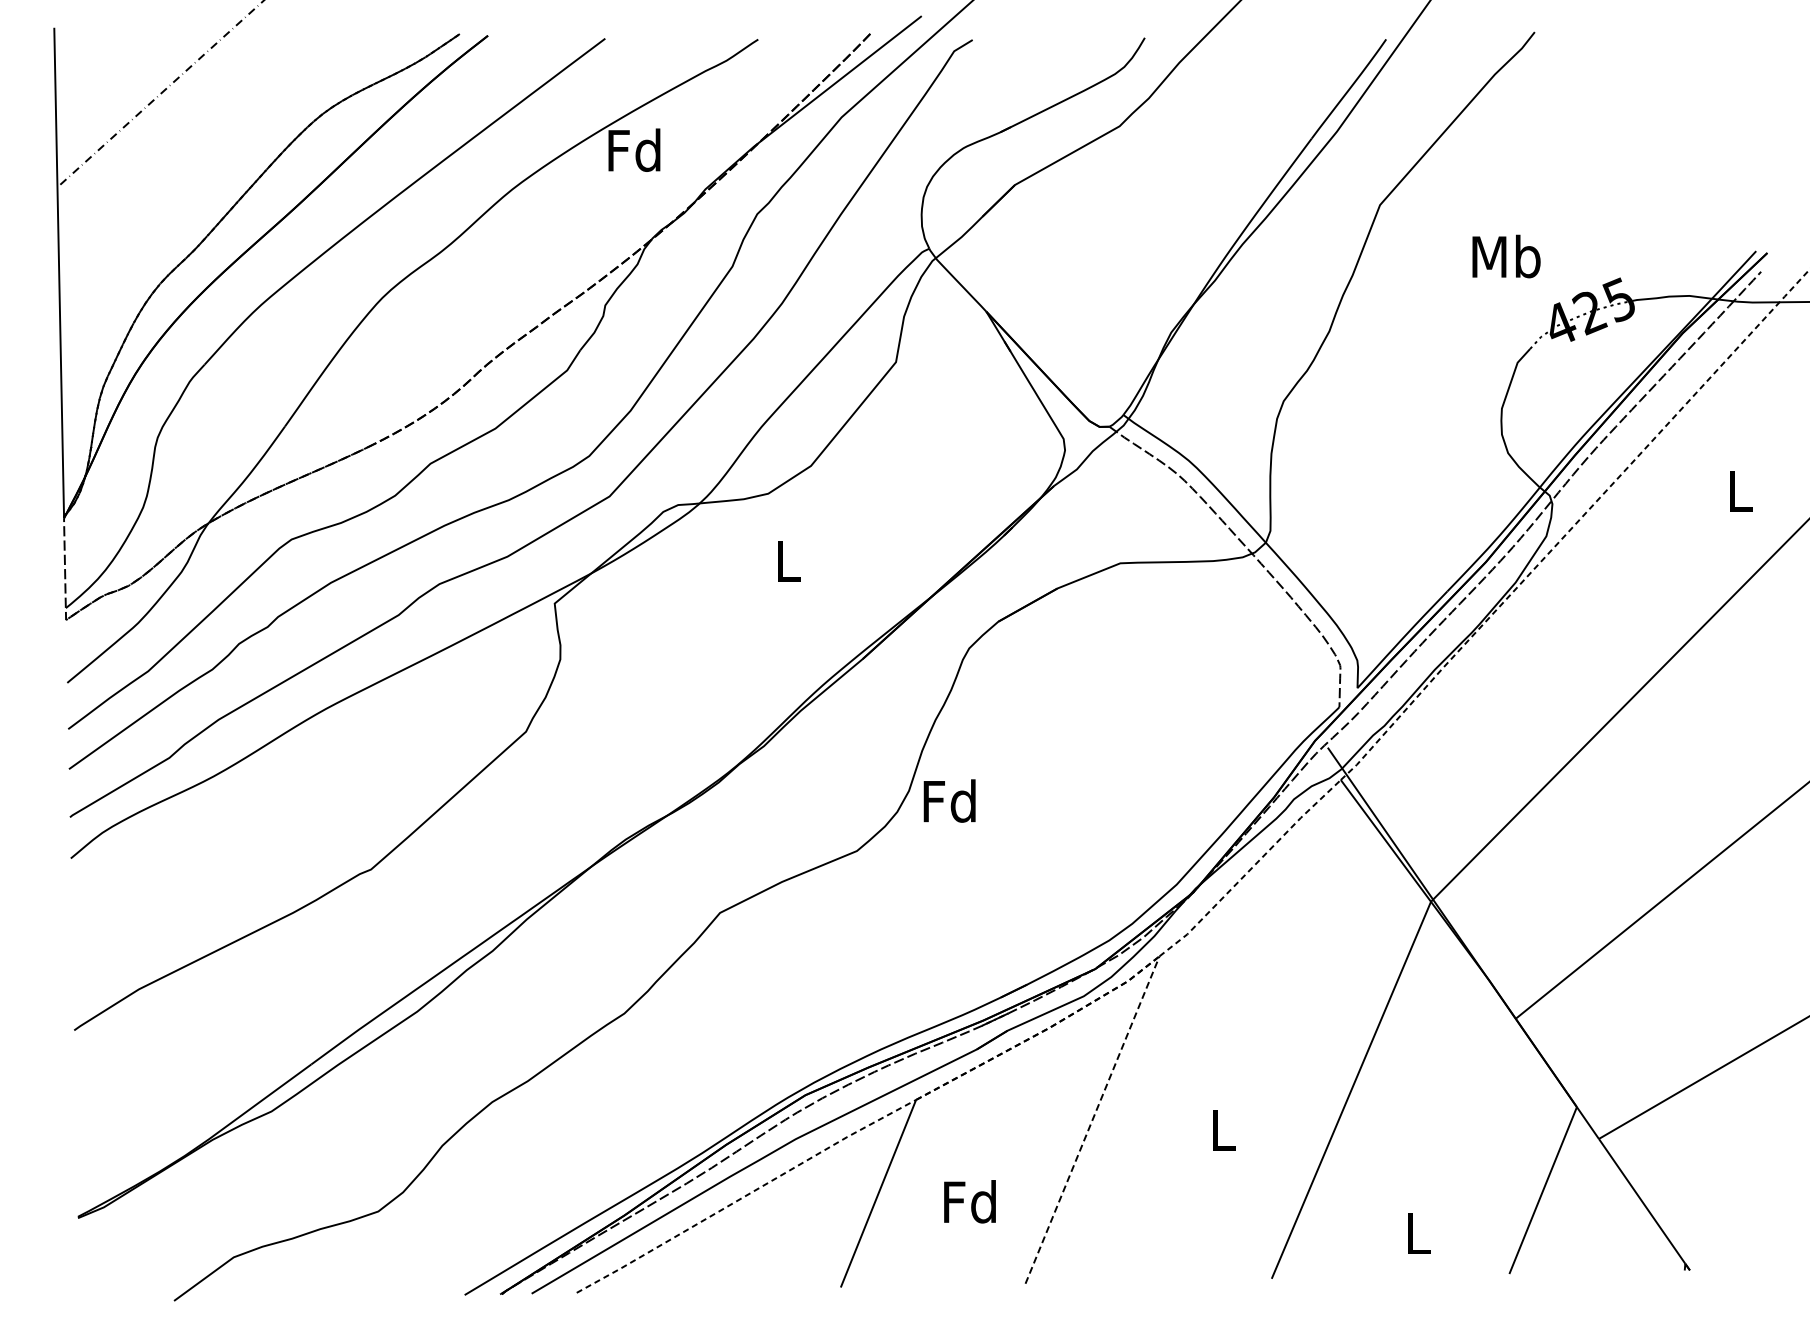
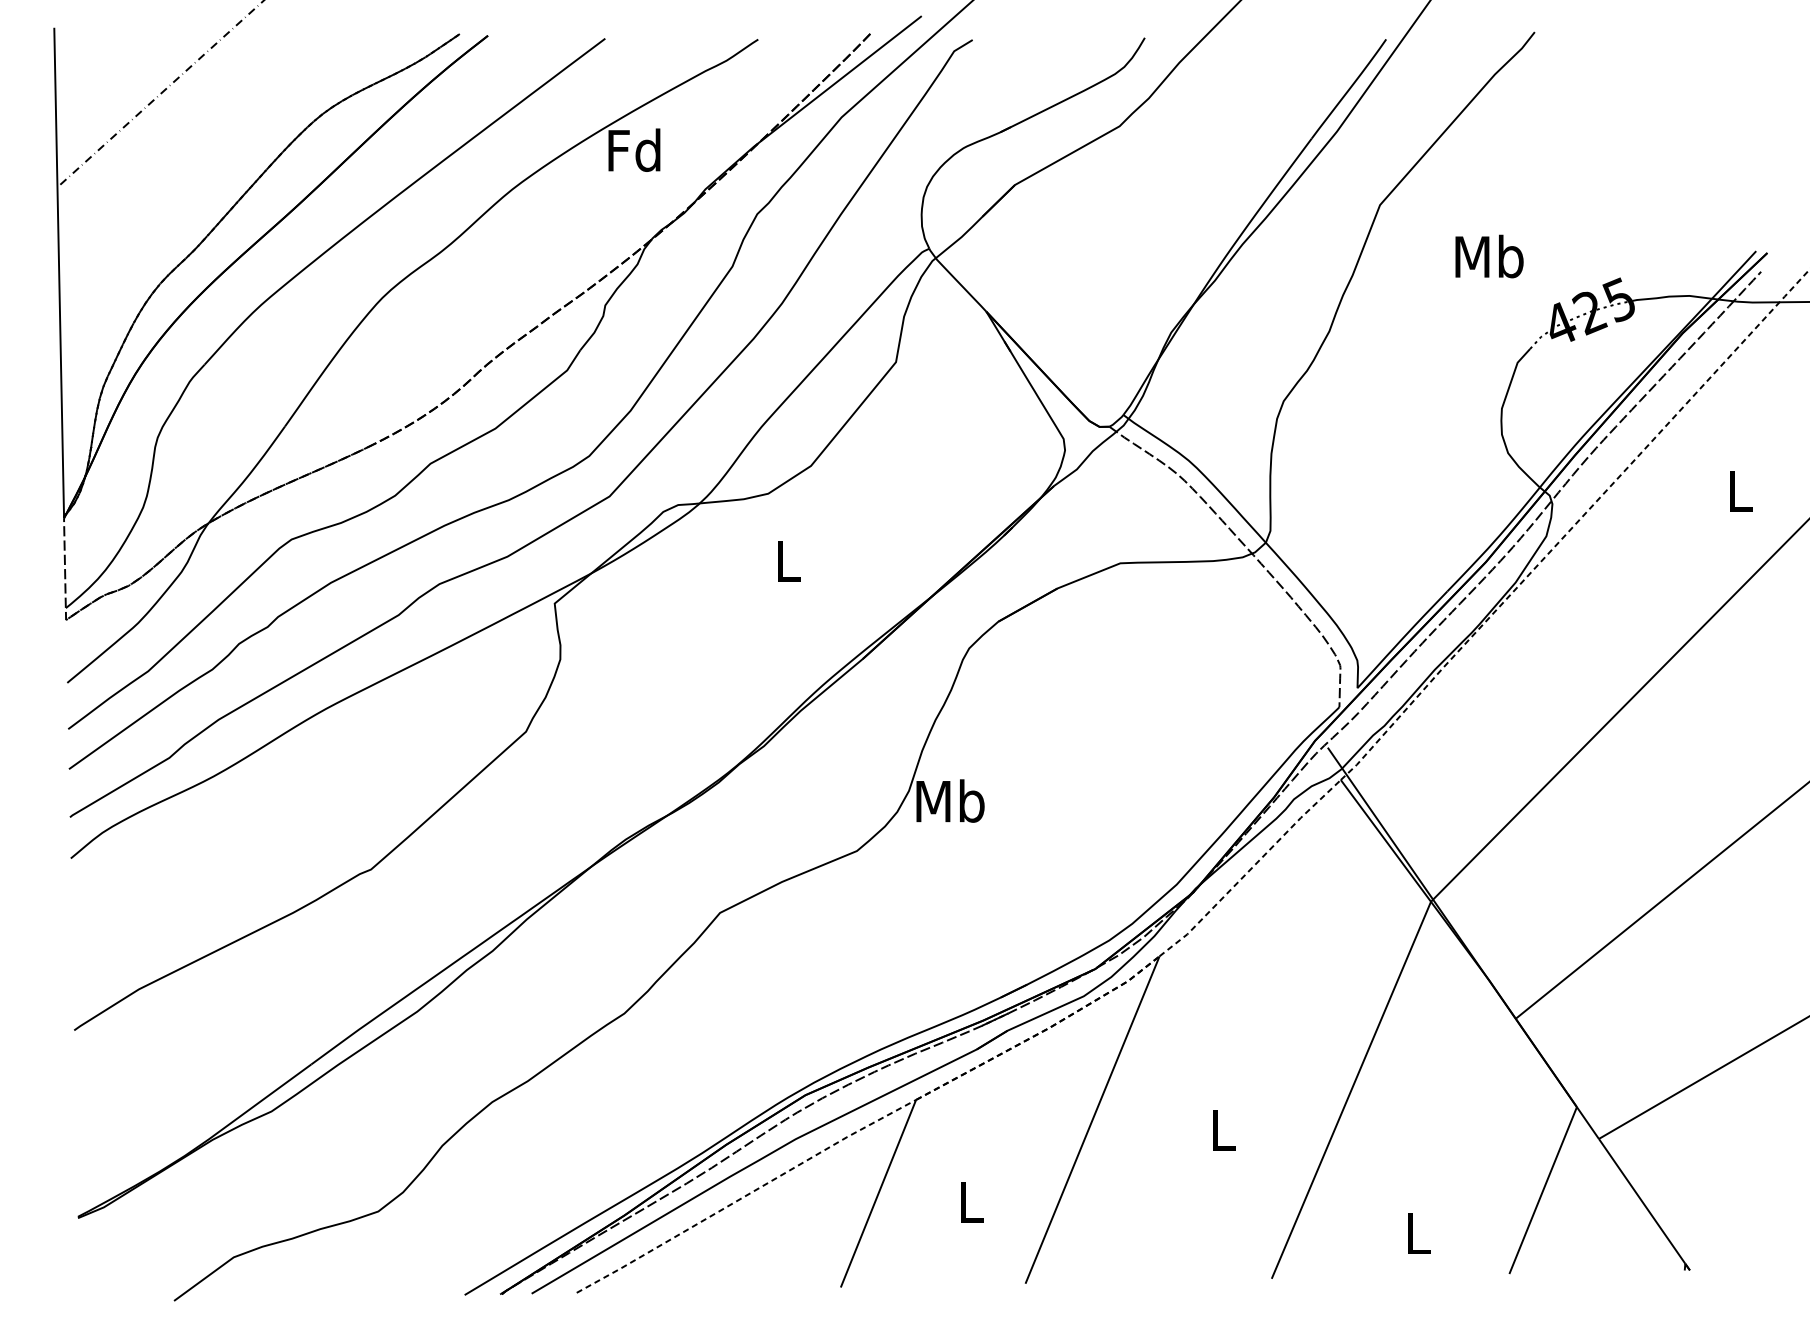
text position: (1506, 256) -> (1489, 256) (1489, 256)
text: Fd -> Mb (950, 800)
line: dashed -> solid (1092, 1120)
text: Fd -> L (969, 1201)
